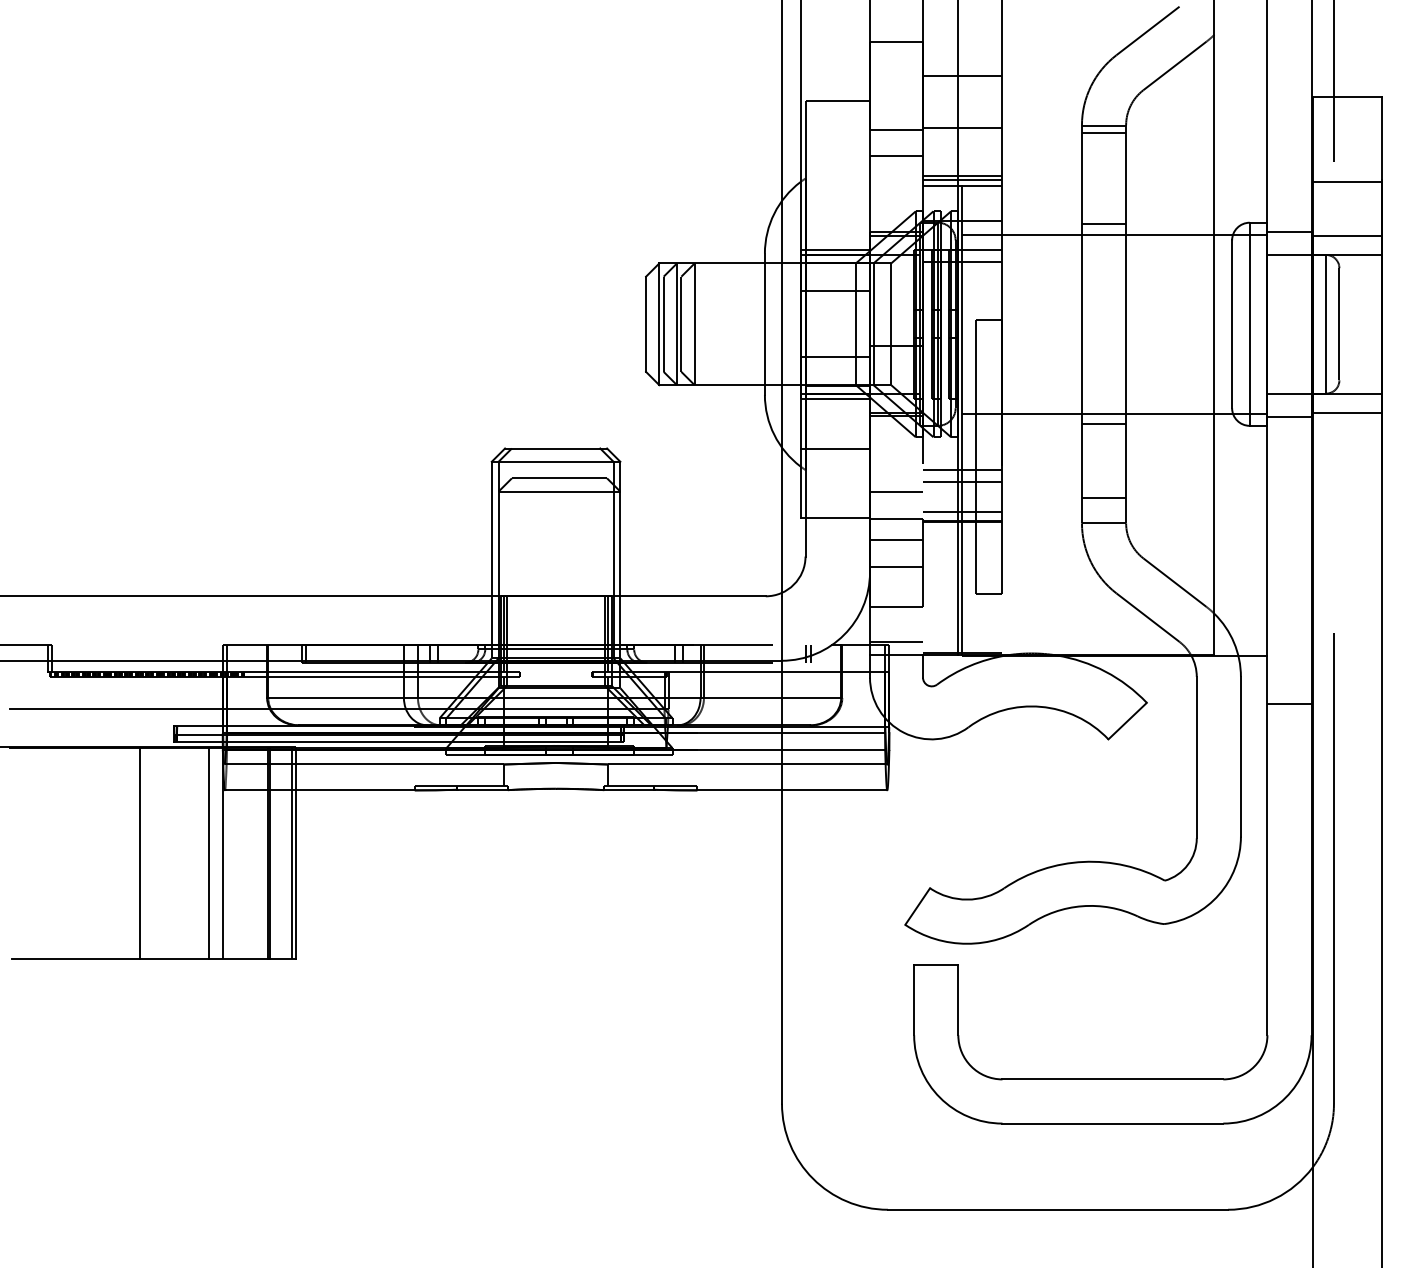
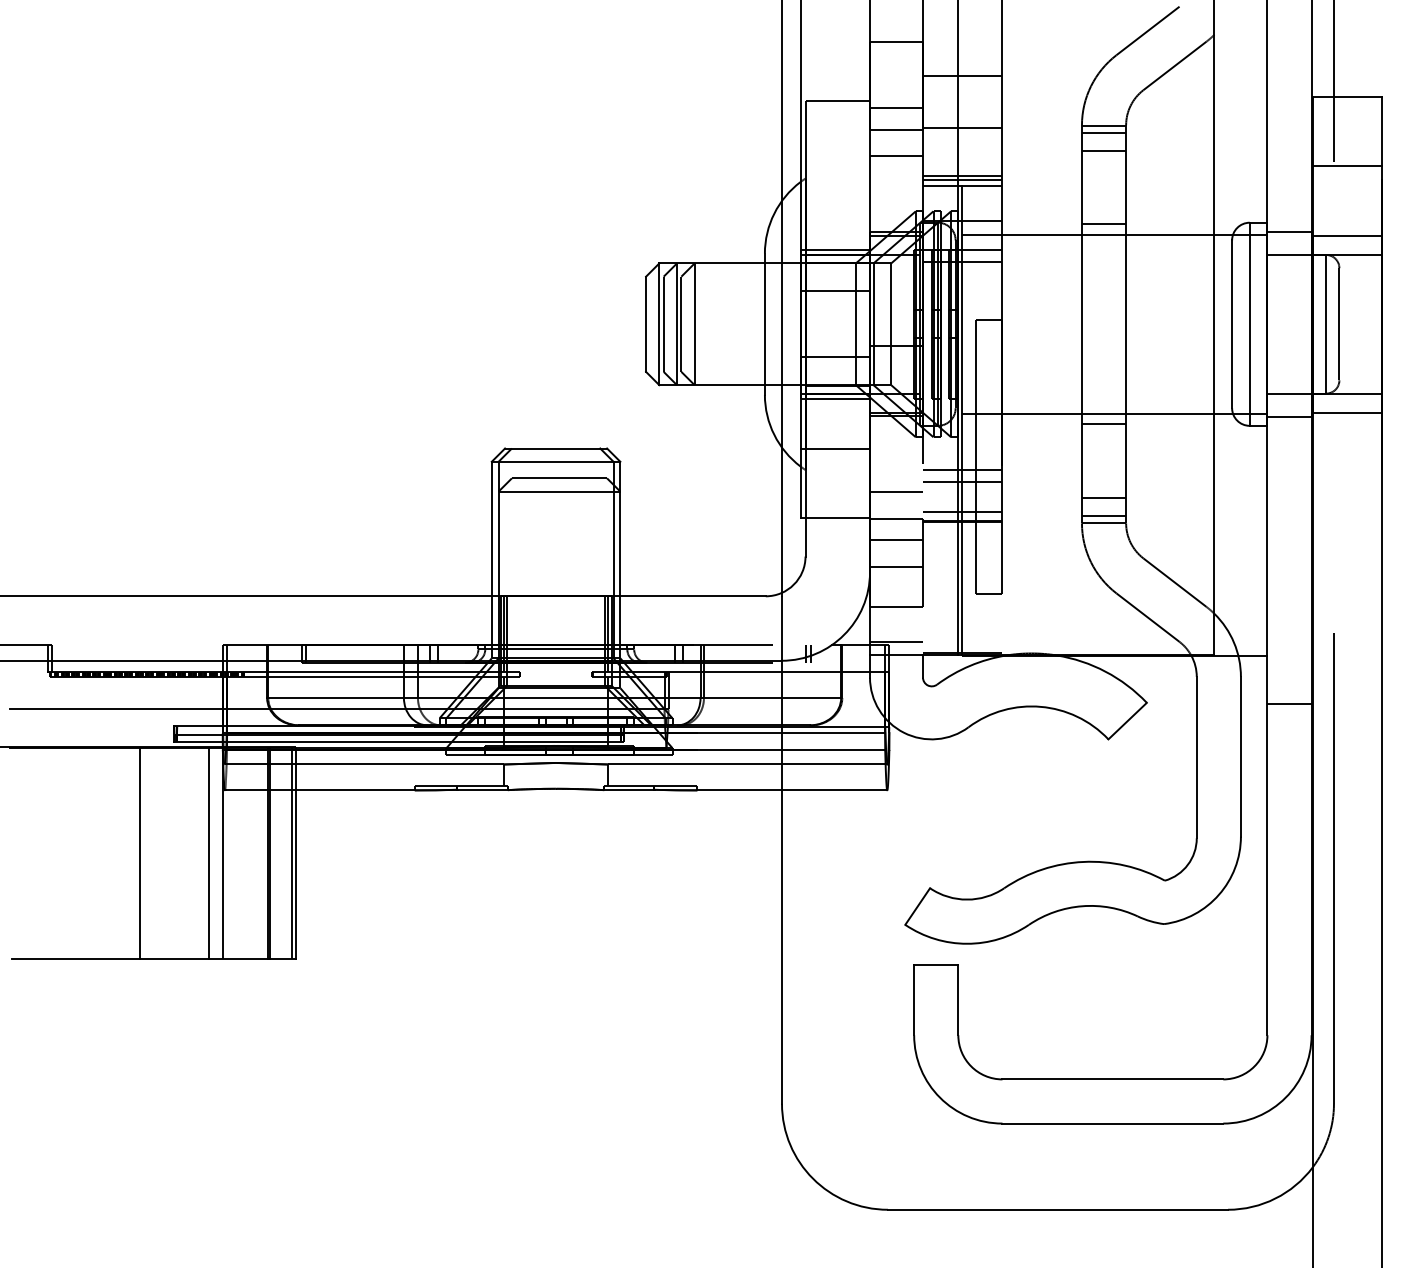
line: none -> present (896, 108)
line: none -> present (1103, 150)
line position: (1347, 182) -> (1347, 166) (1347, 166)
line: none -> present (1103, 515)
